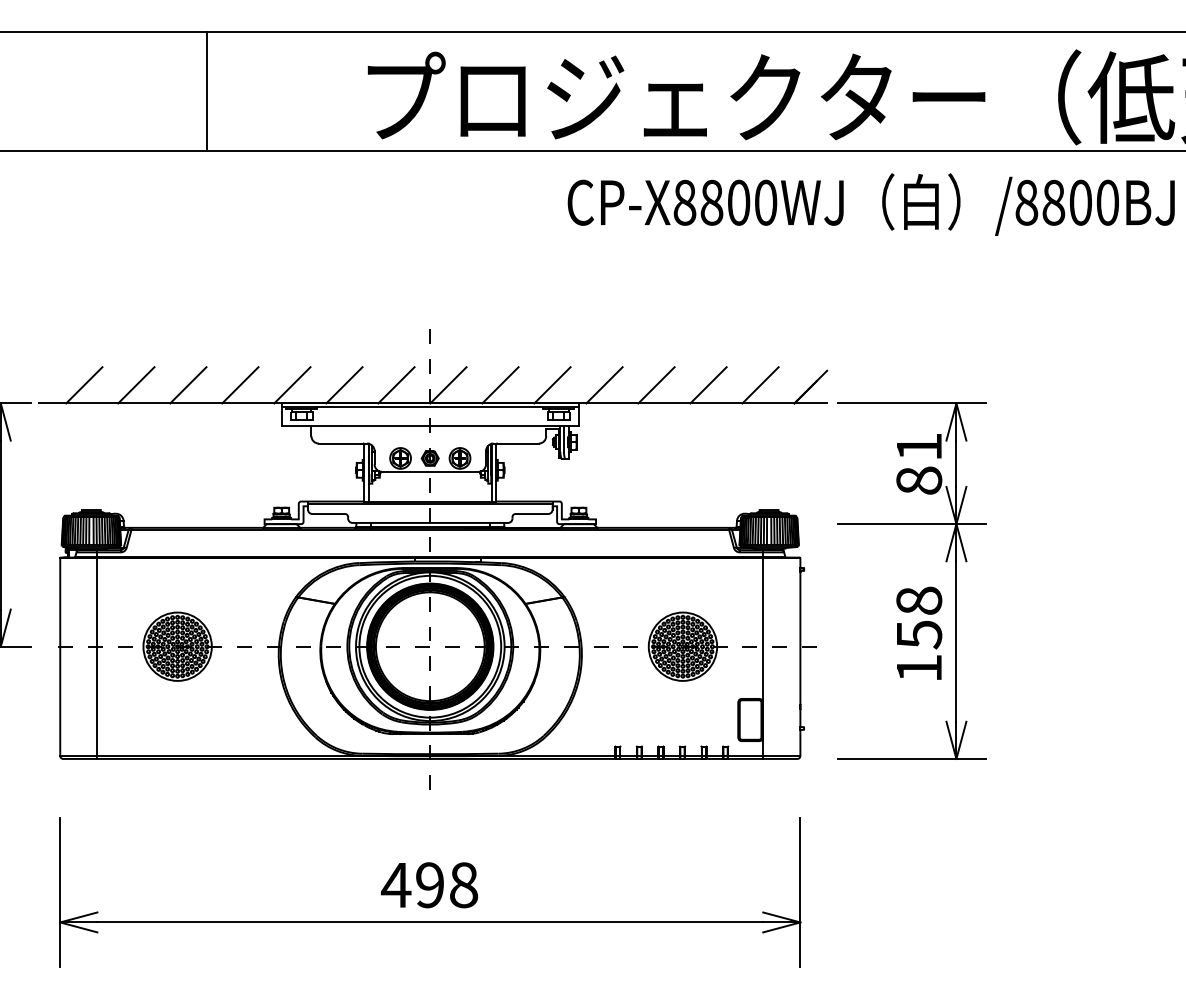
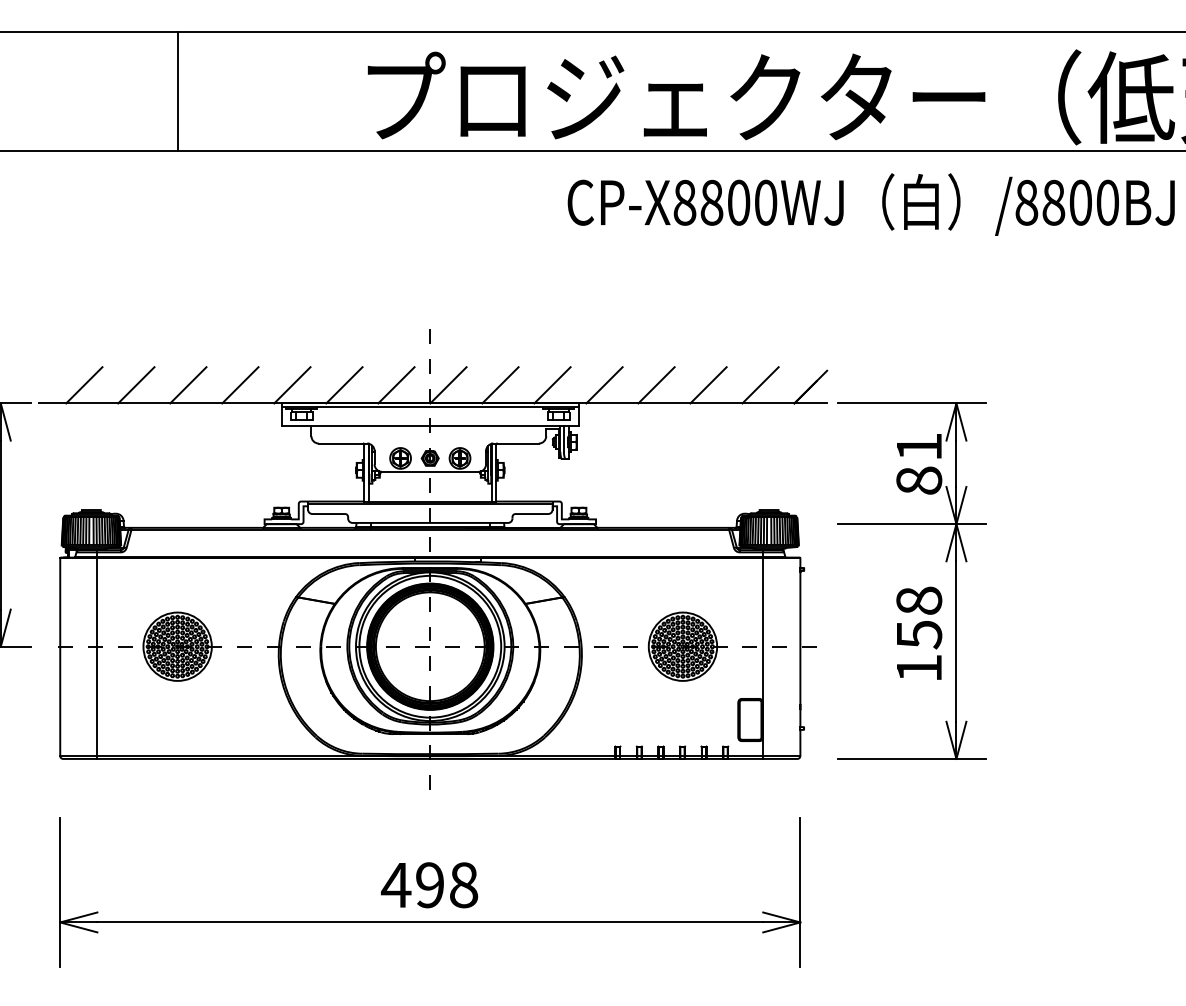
line position: (207, 90) -> (178, 90) (178, 90)
